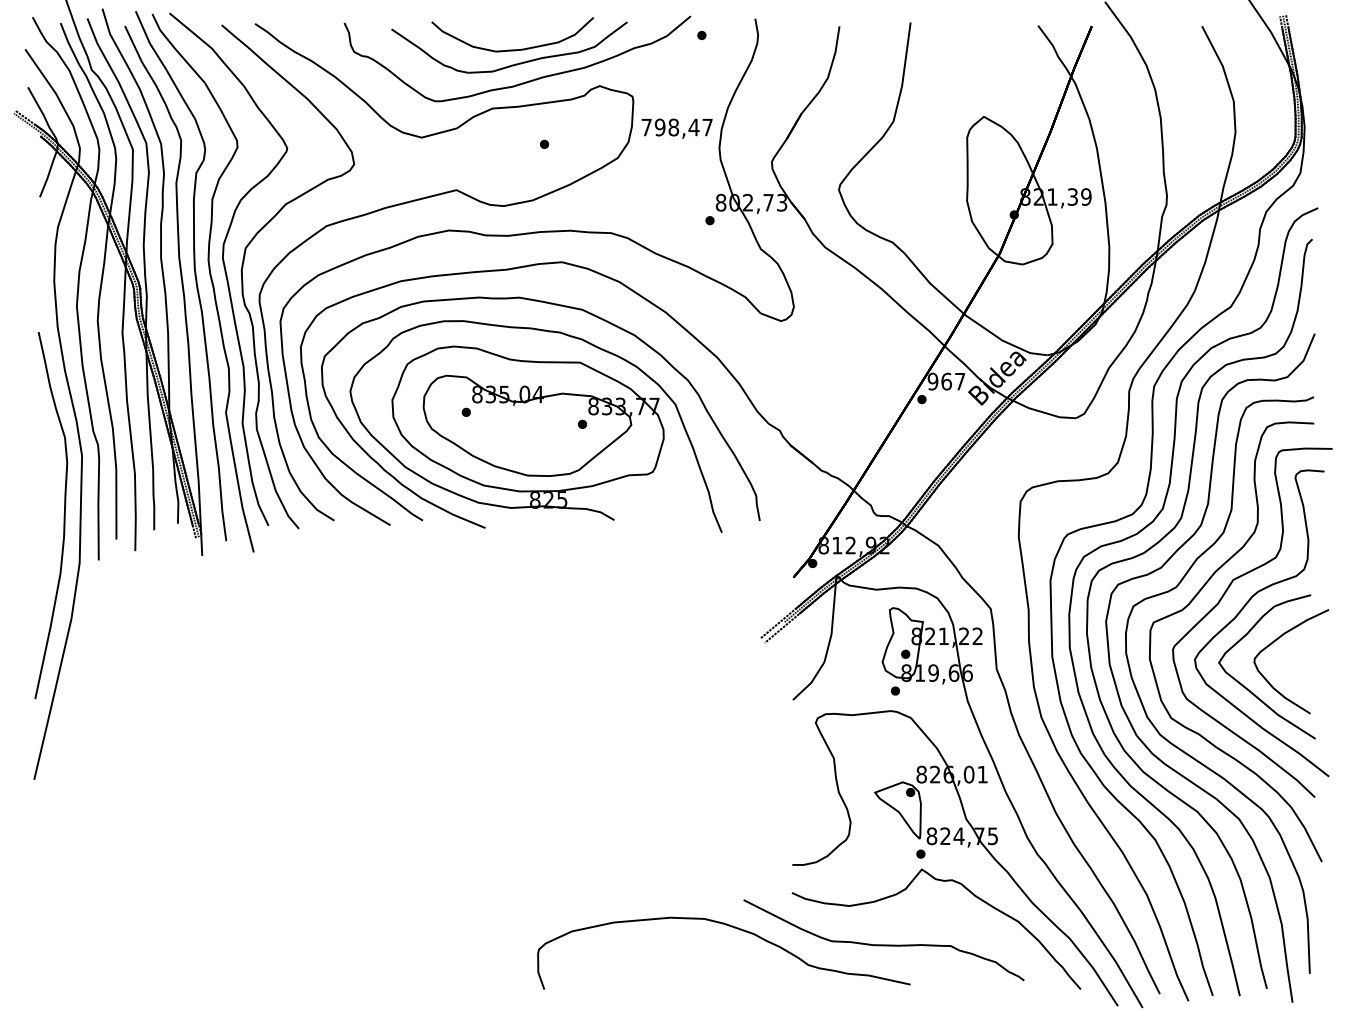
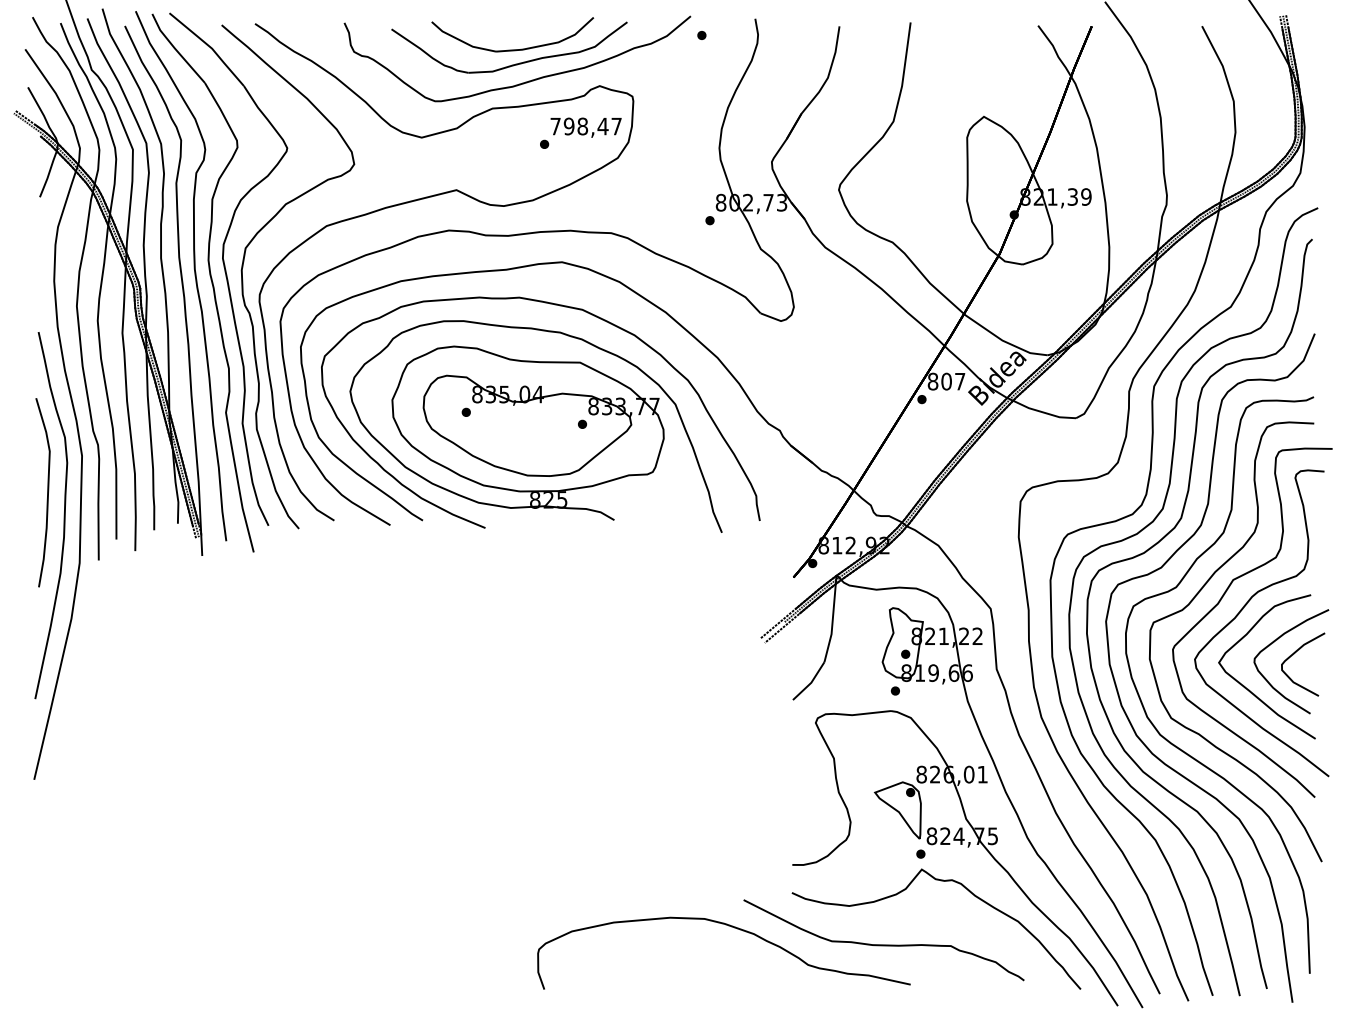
text position: (676, 128) -> (585, 127) (585, 127)
text: 967 -> 807 (939, 381)
part: none -> present (42, 492)
part: none -> present (1294, 654)
